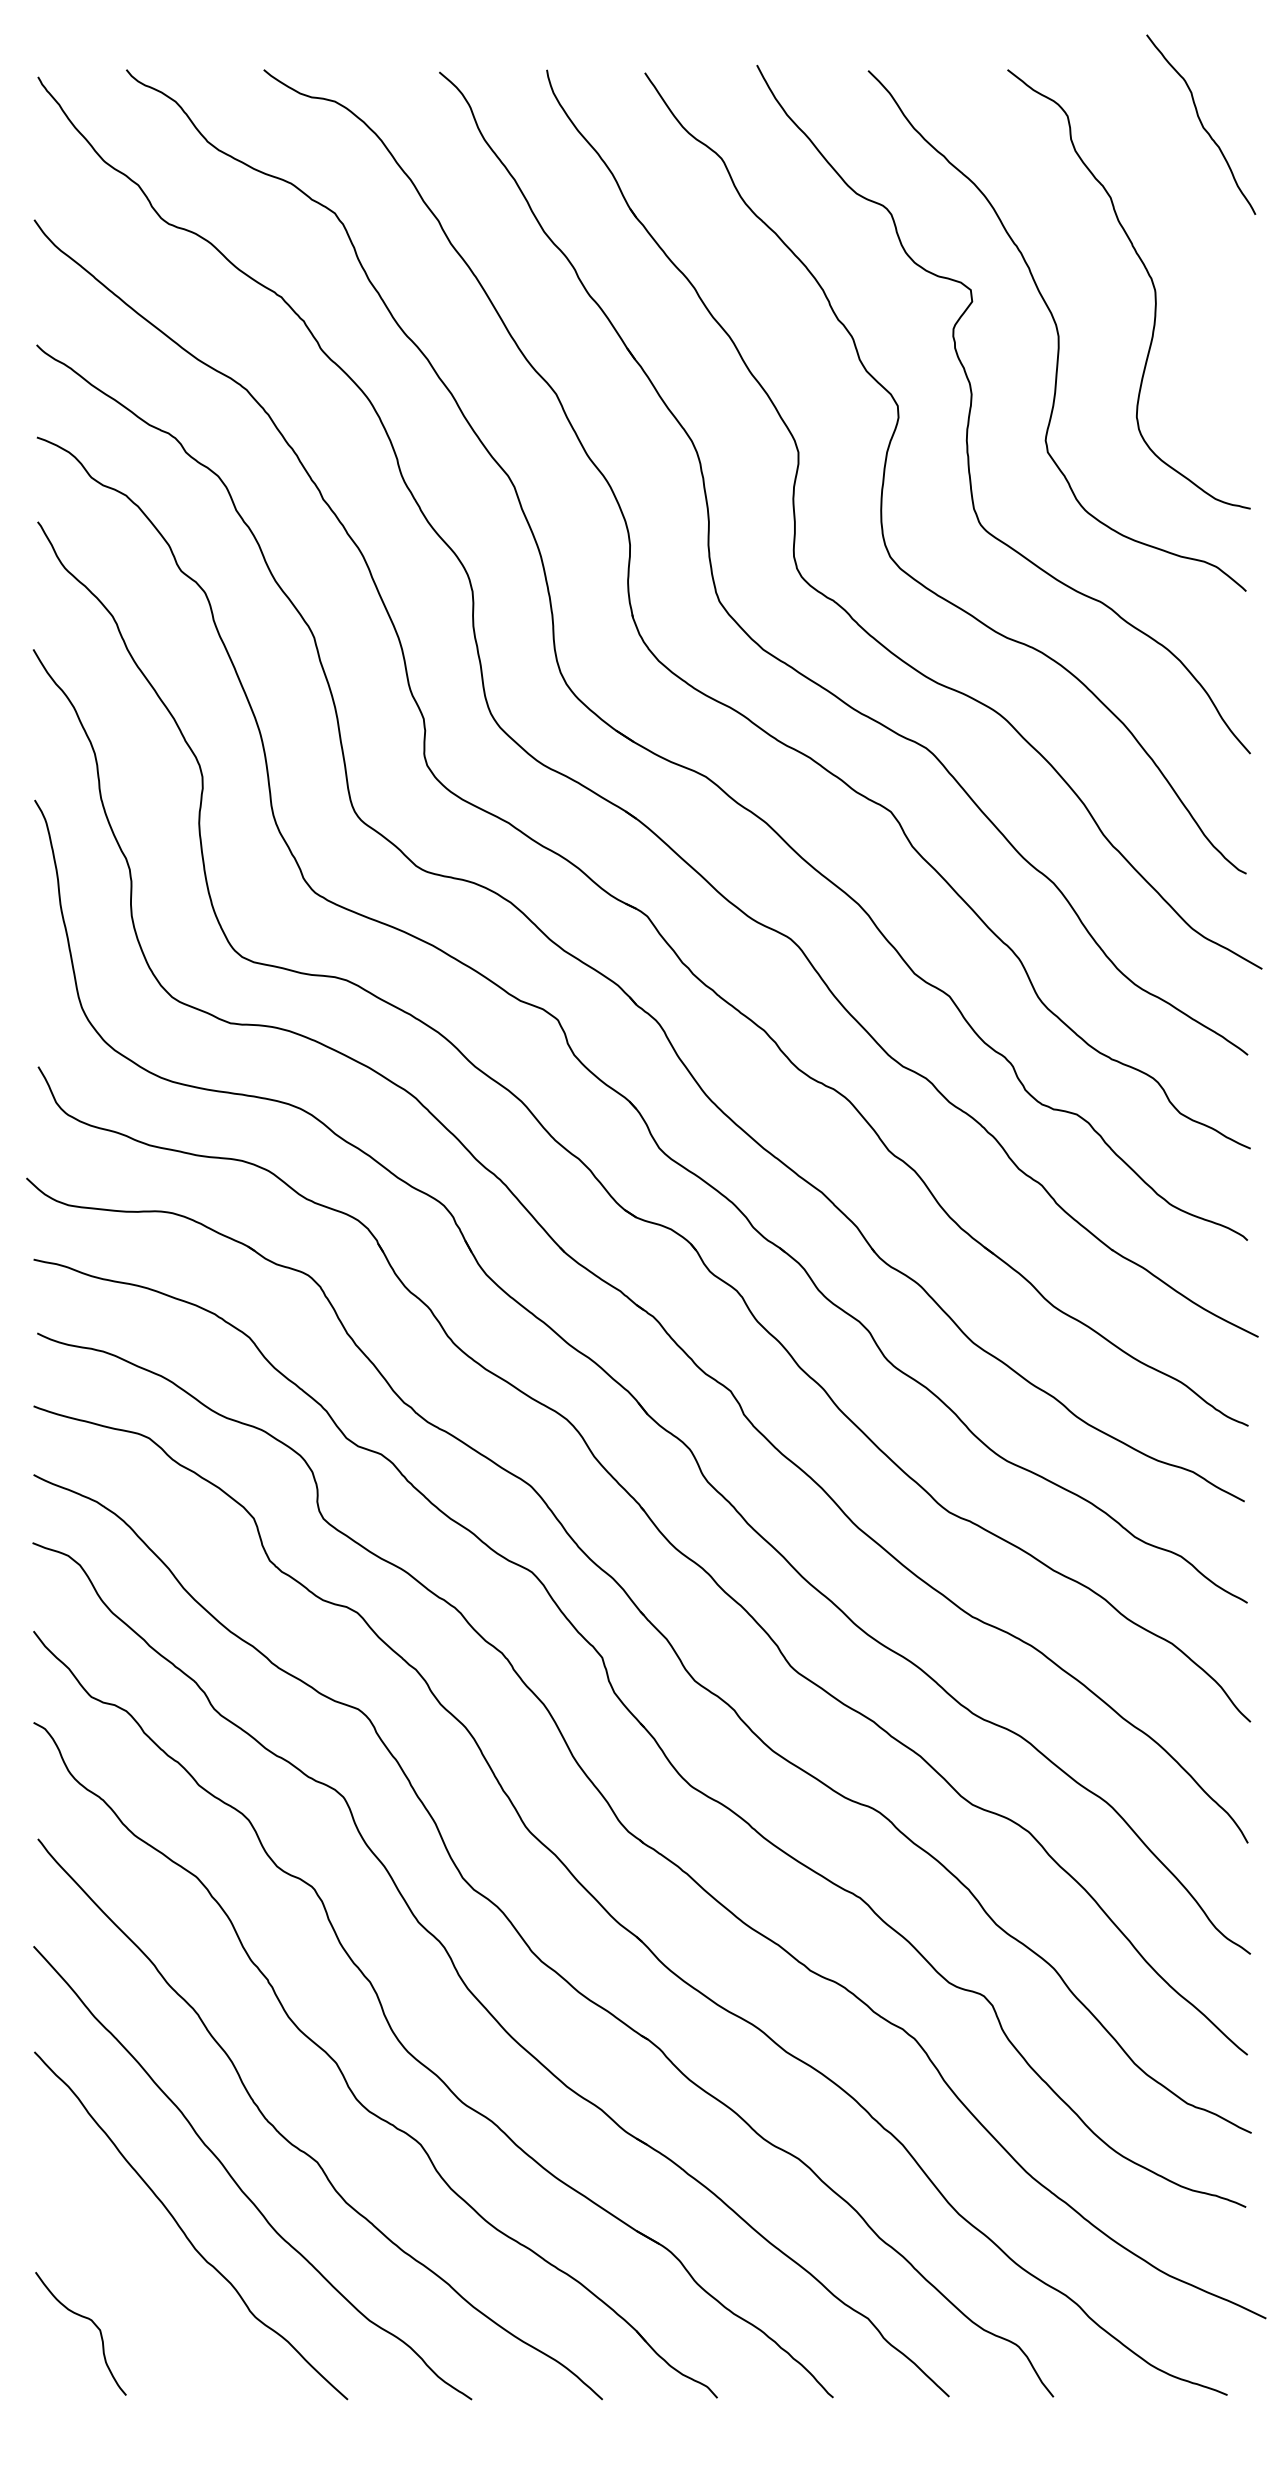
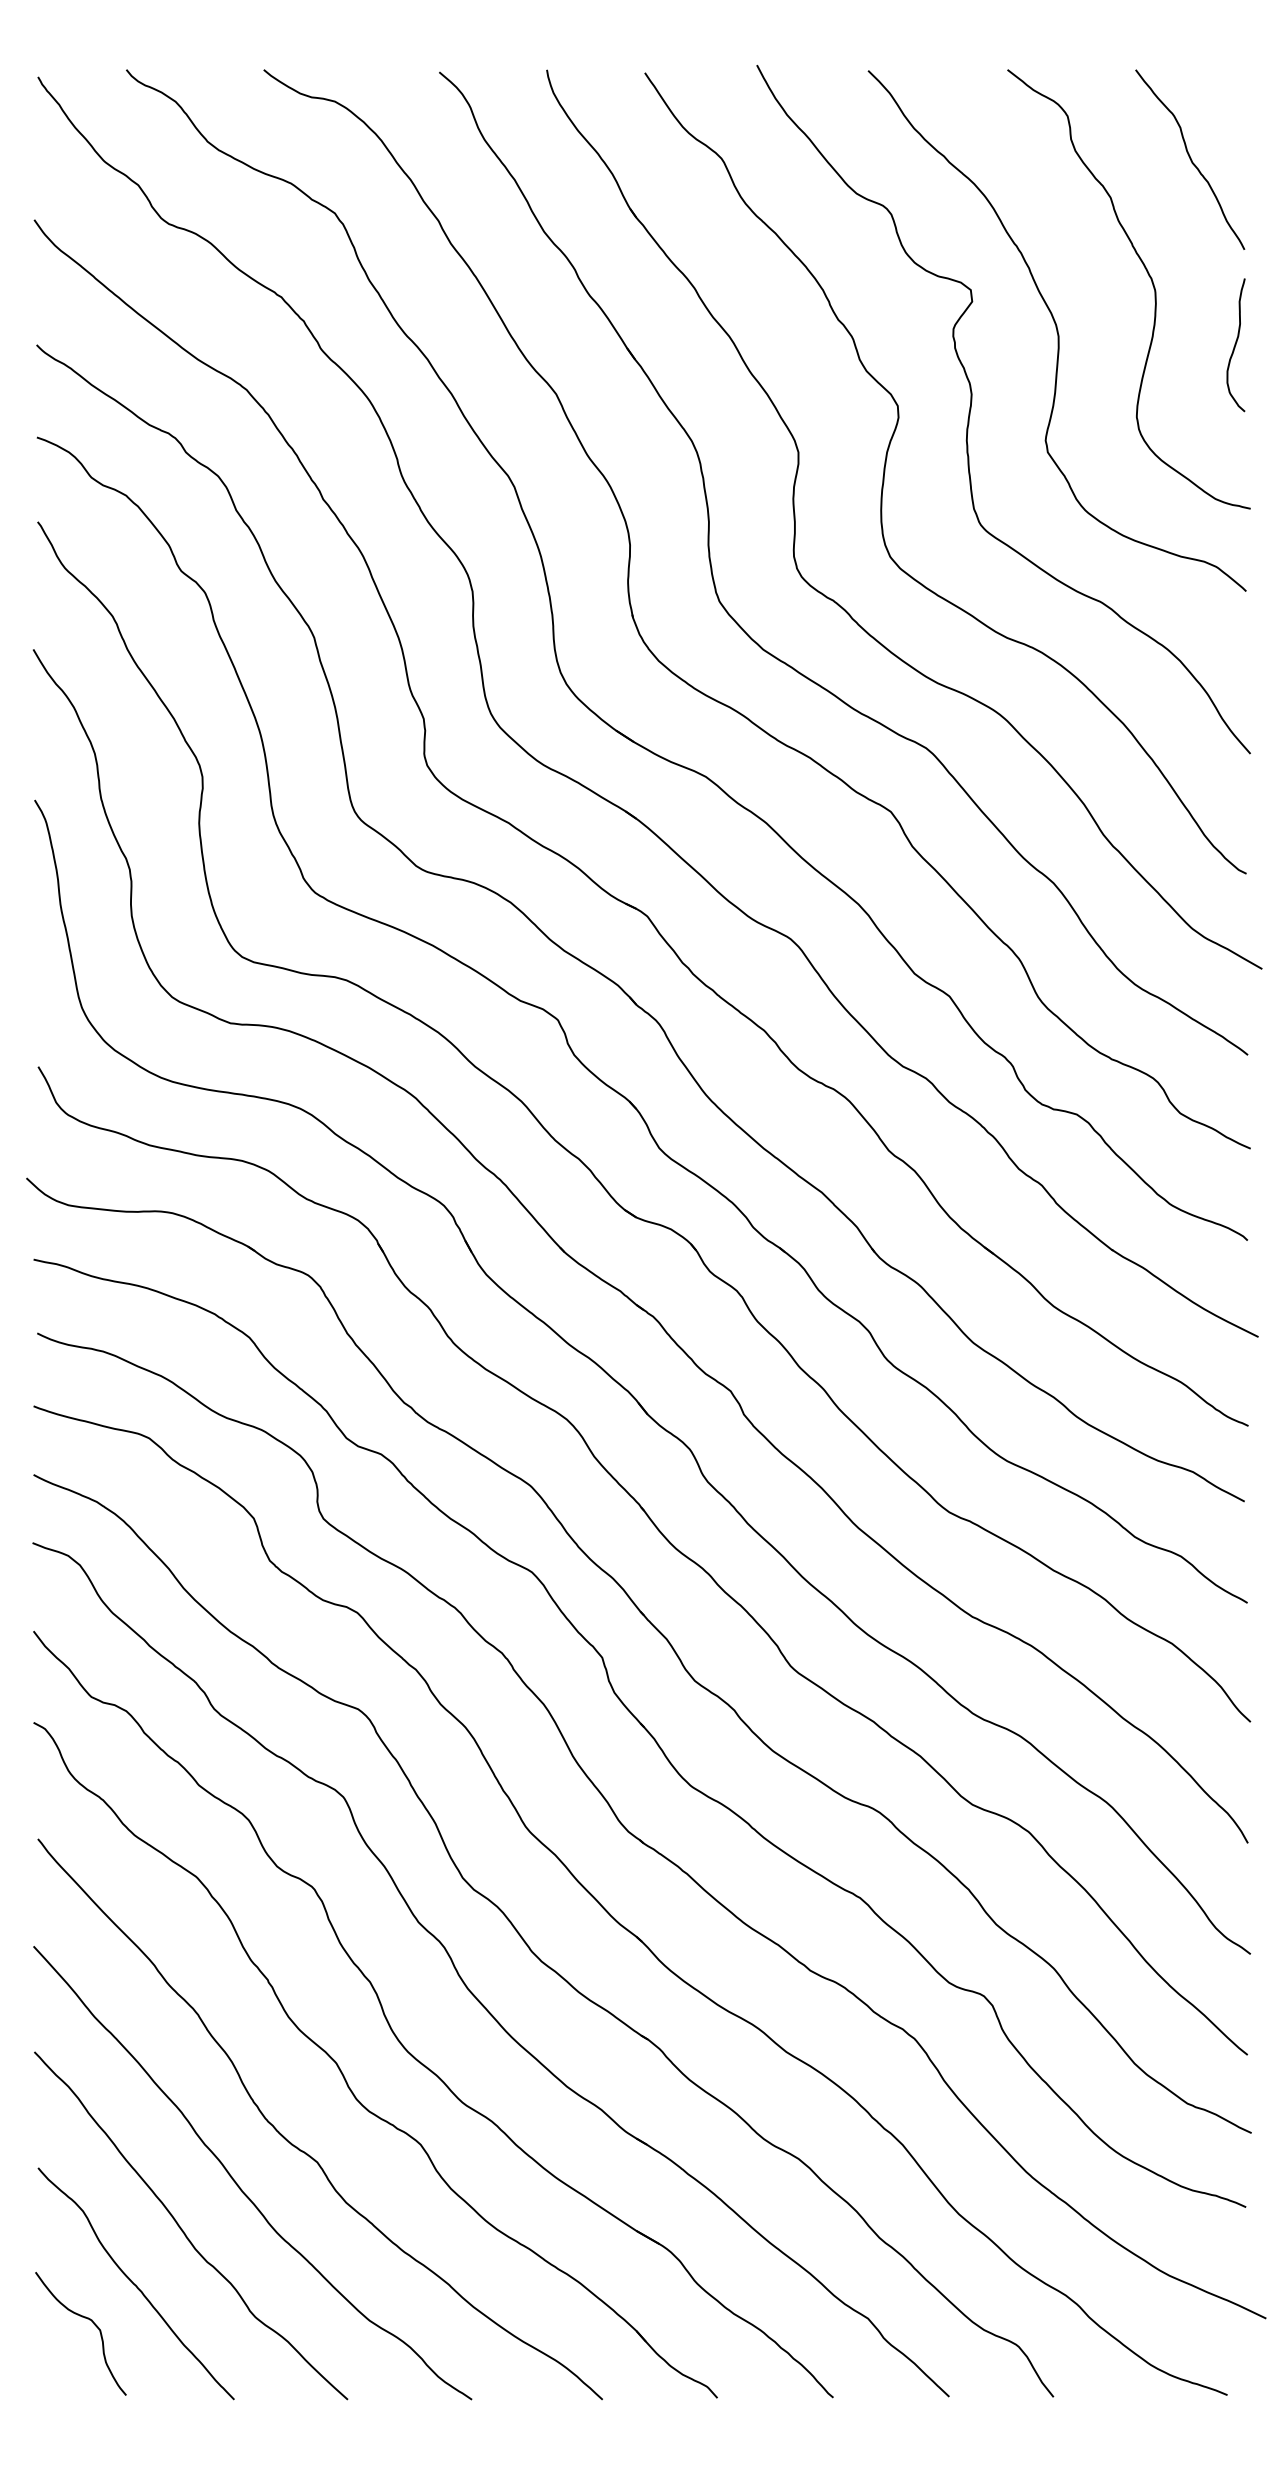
curve position: (1201, 124) -> (1190, 159) (1190, 159)
curve: none -> present (1235, 345)
curve: none -> present (134, 2283)
